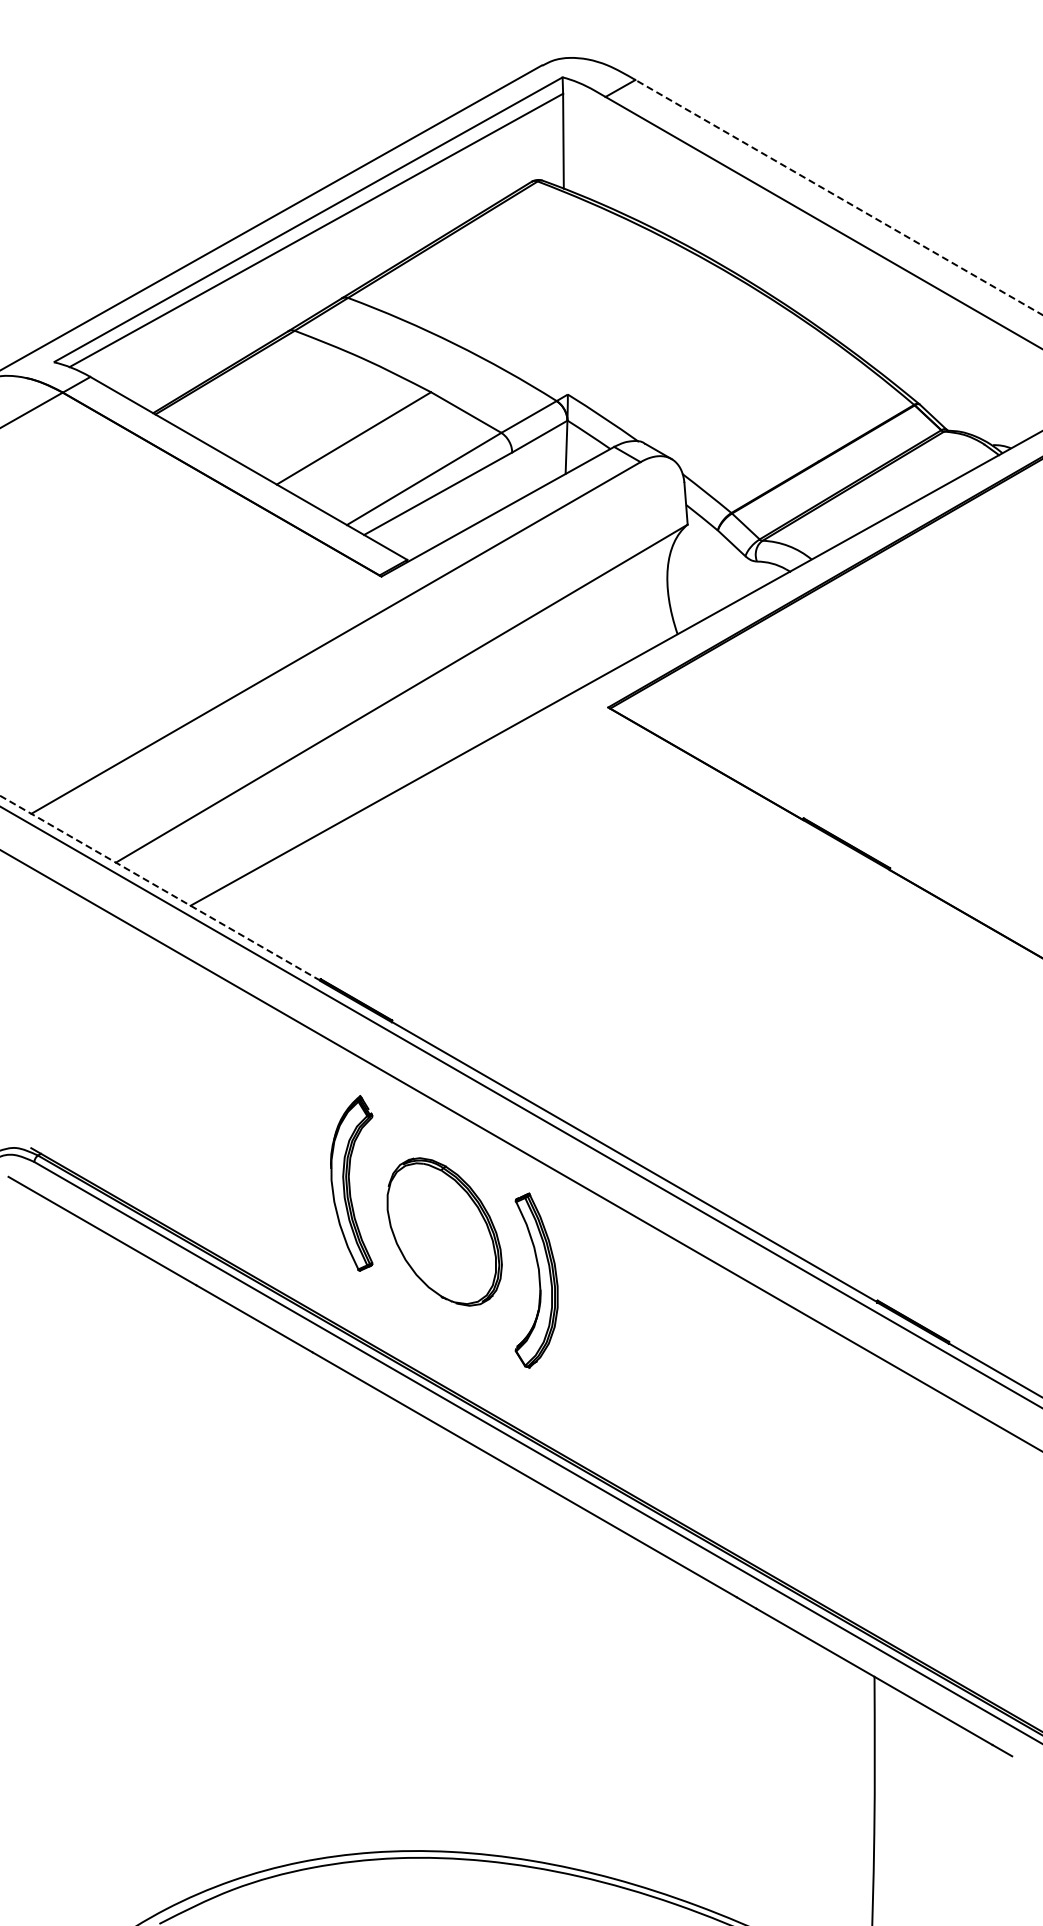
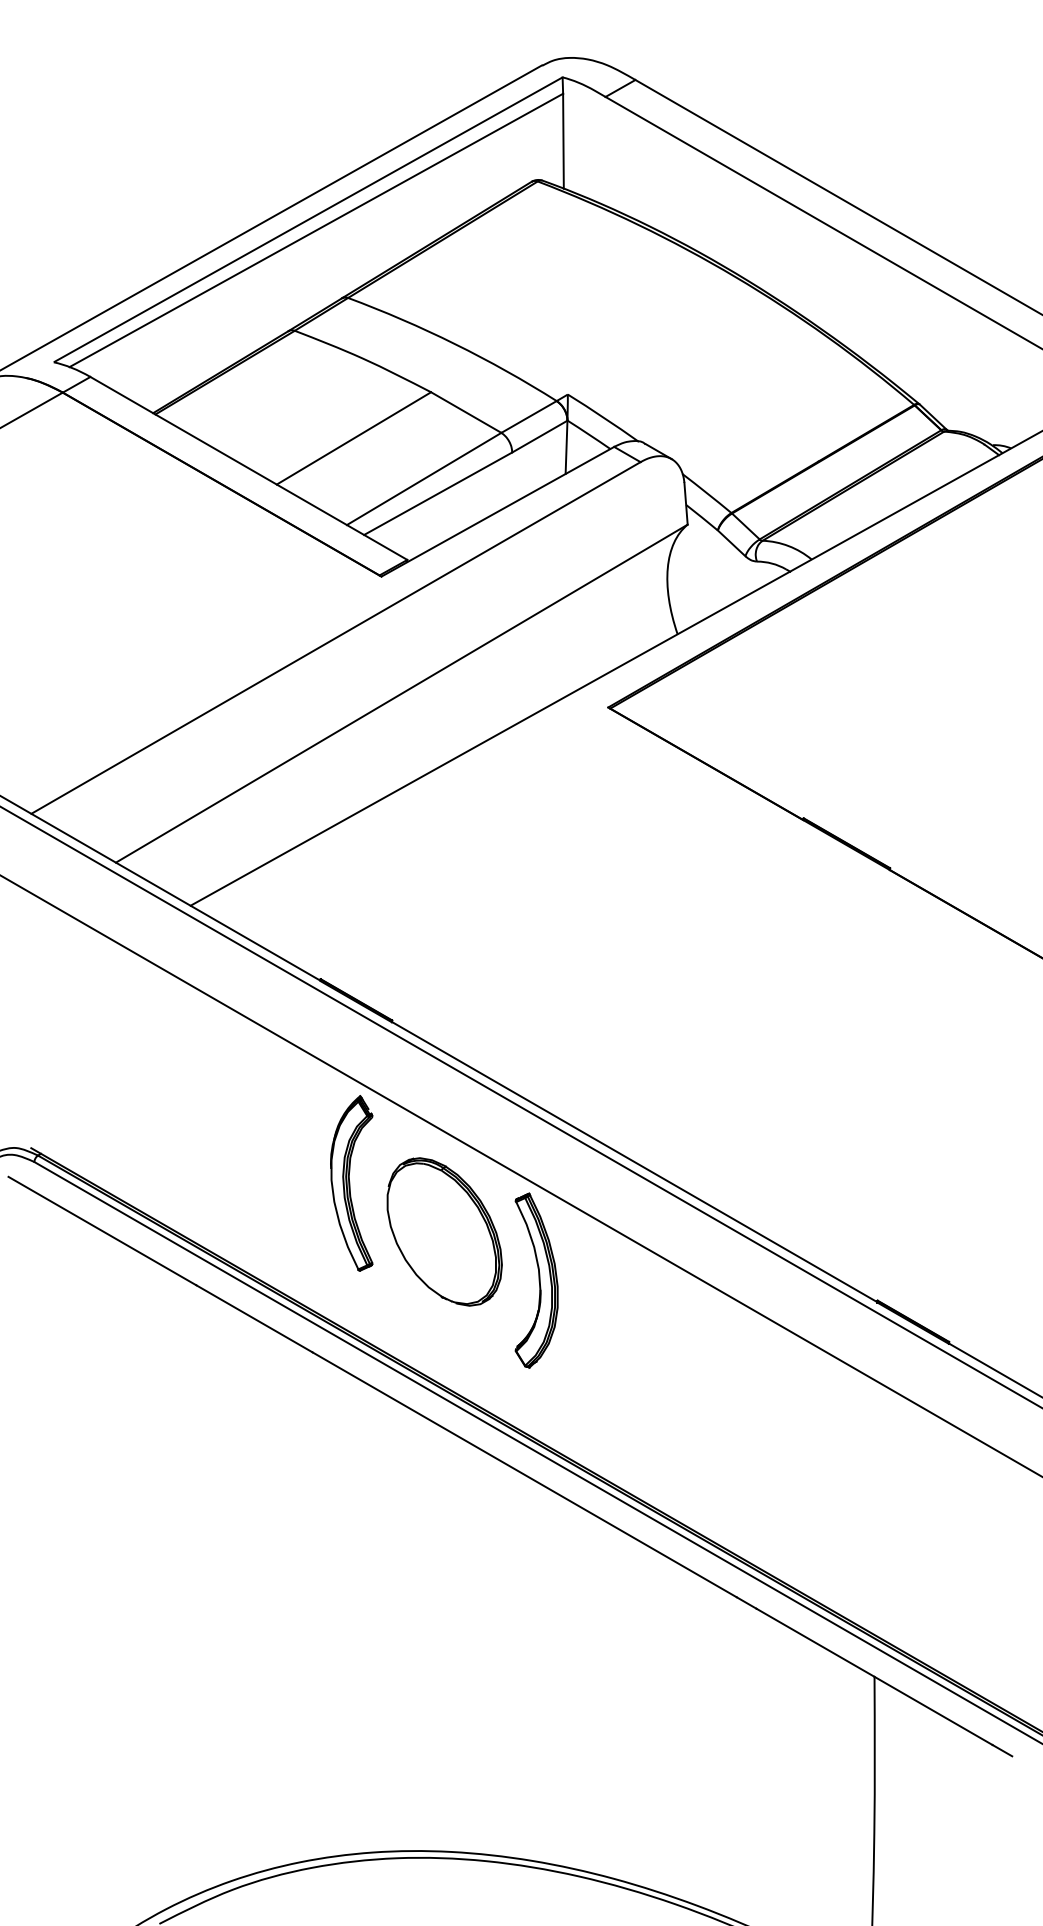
line: dashed -> solid (838, 197)
line: dashed -> solid (160, 888)
line position: (520, 1150) -> (520, 1175) (520, 1175)
